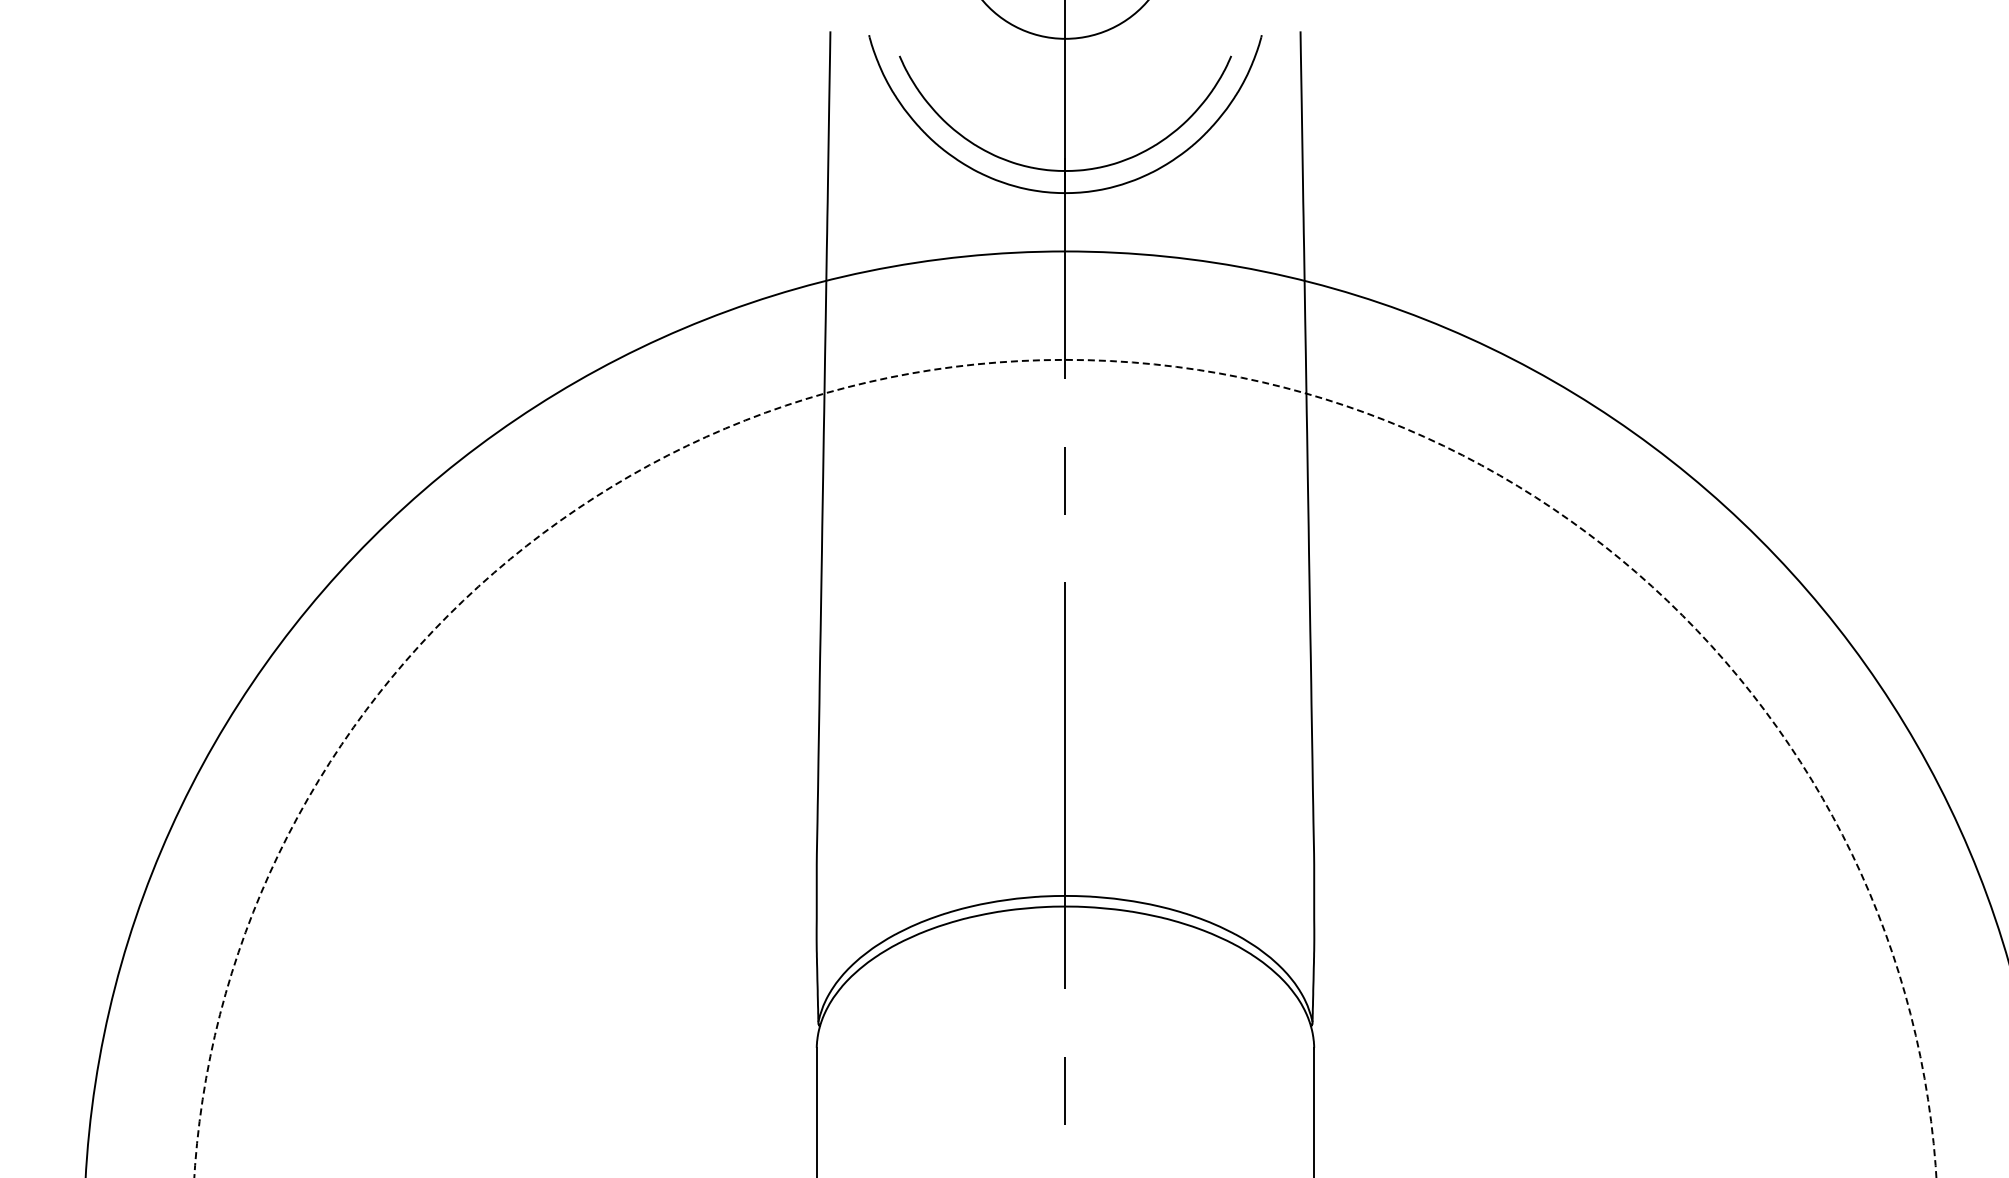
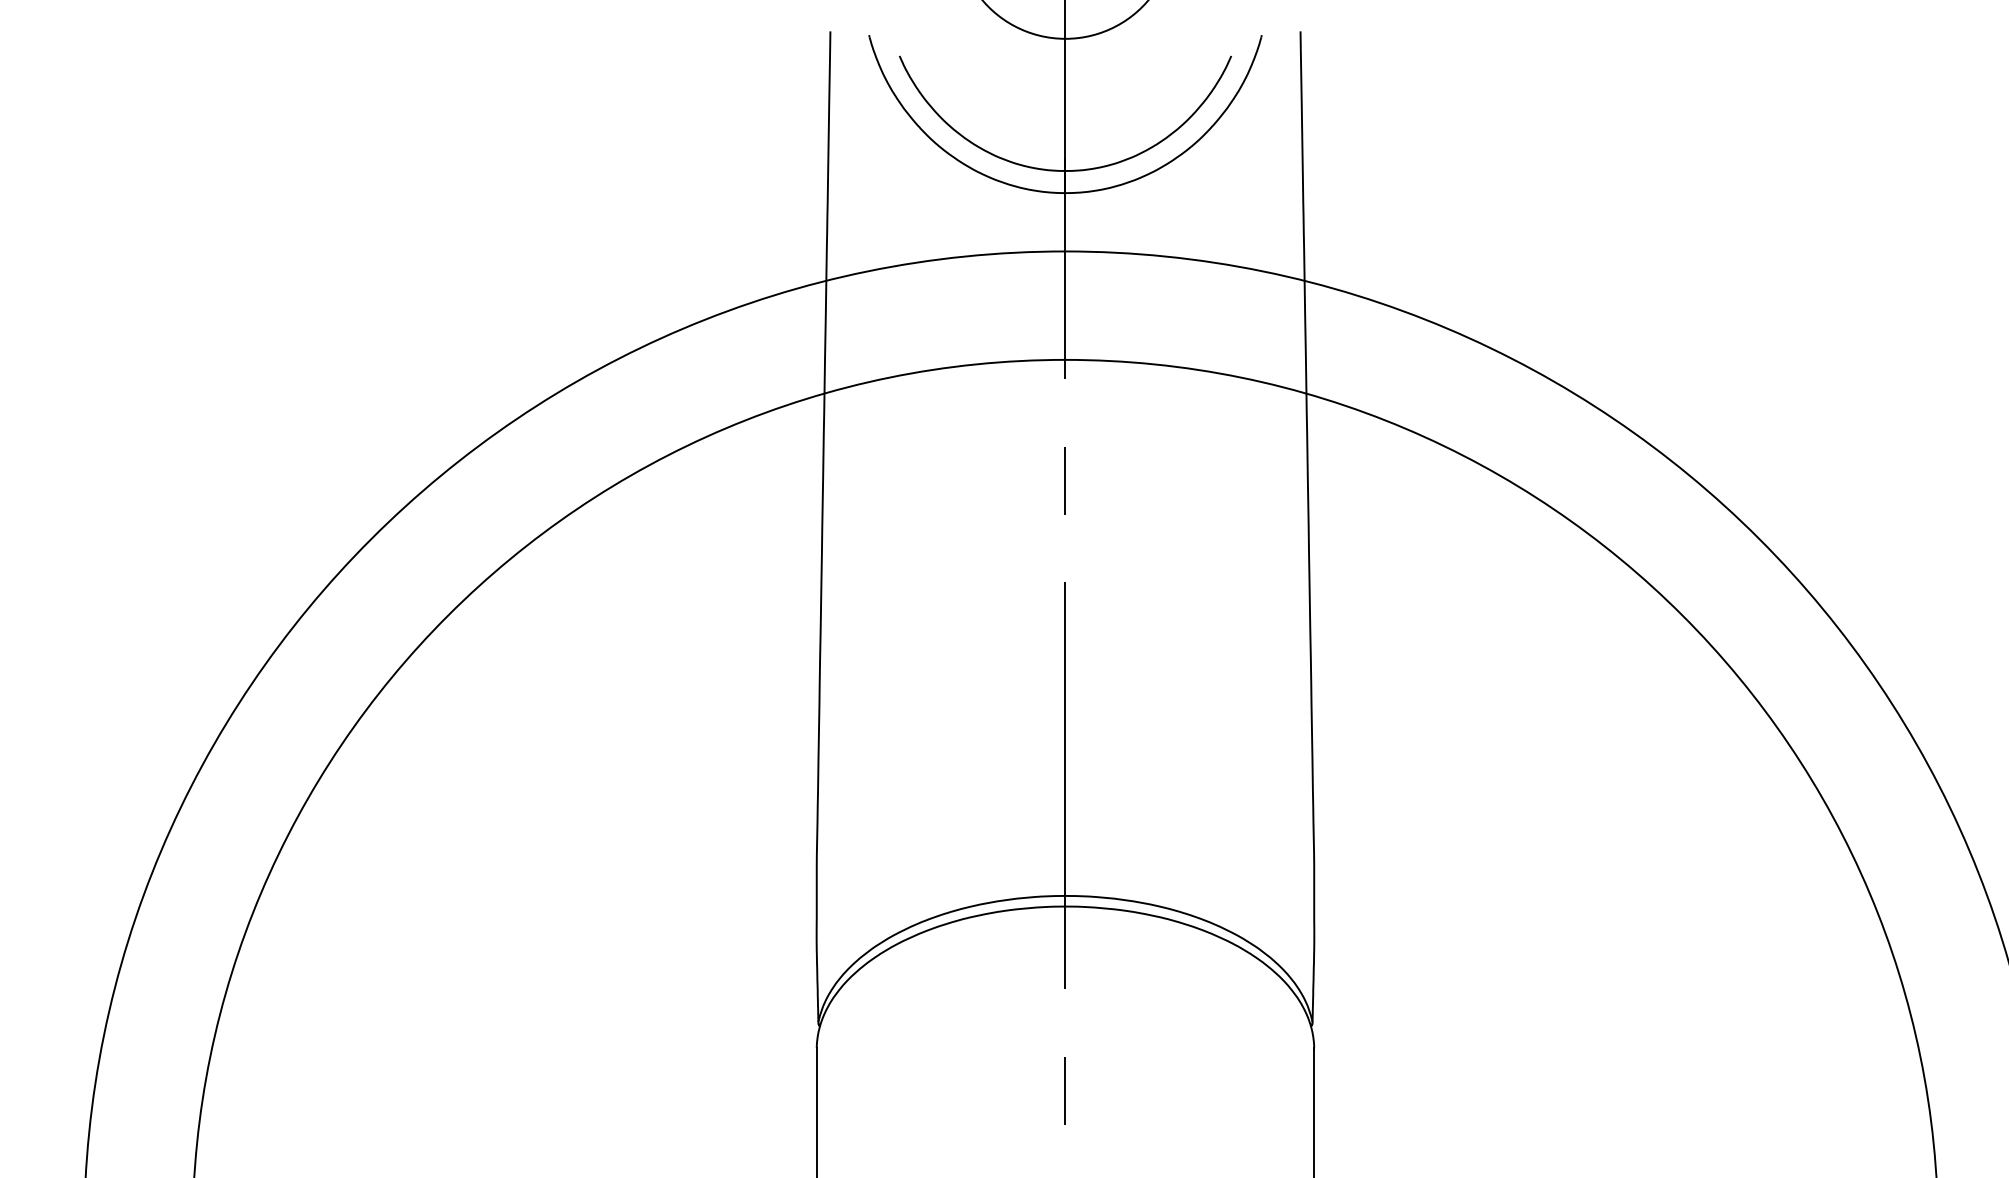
circle: dashed -> solid (1065, 768)
